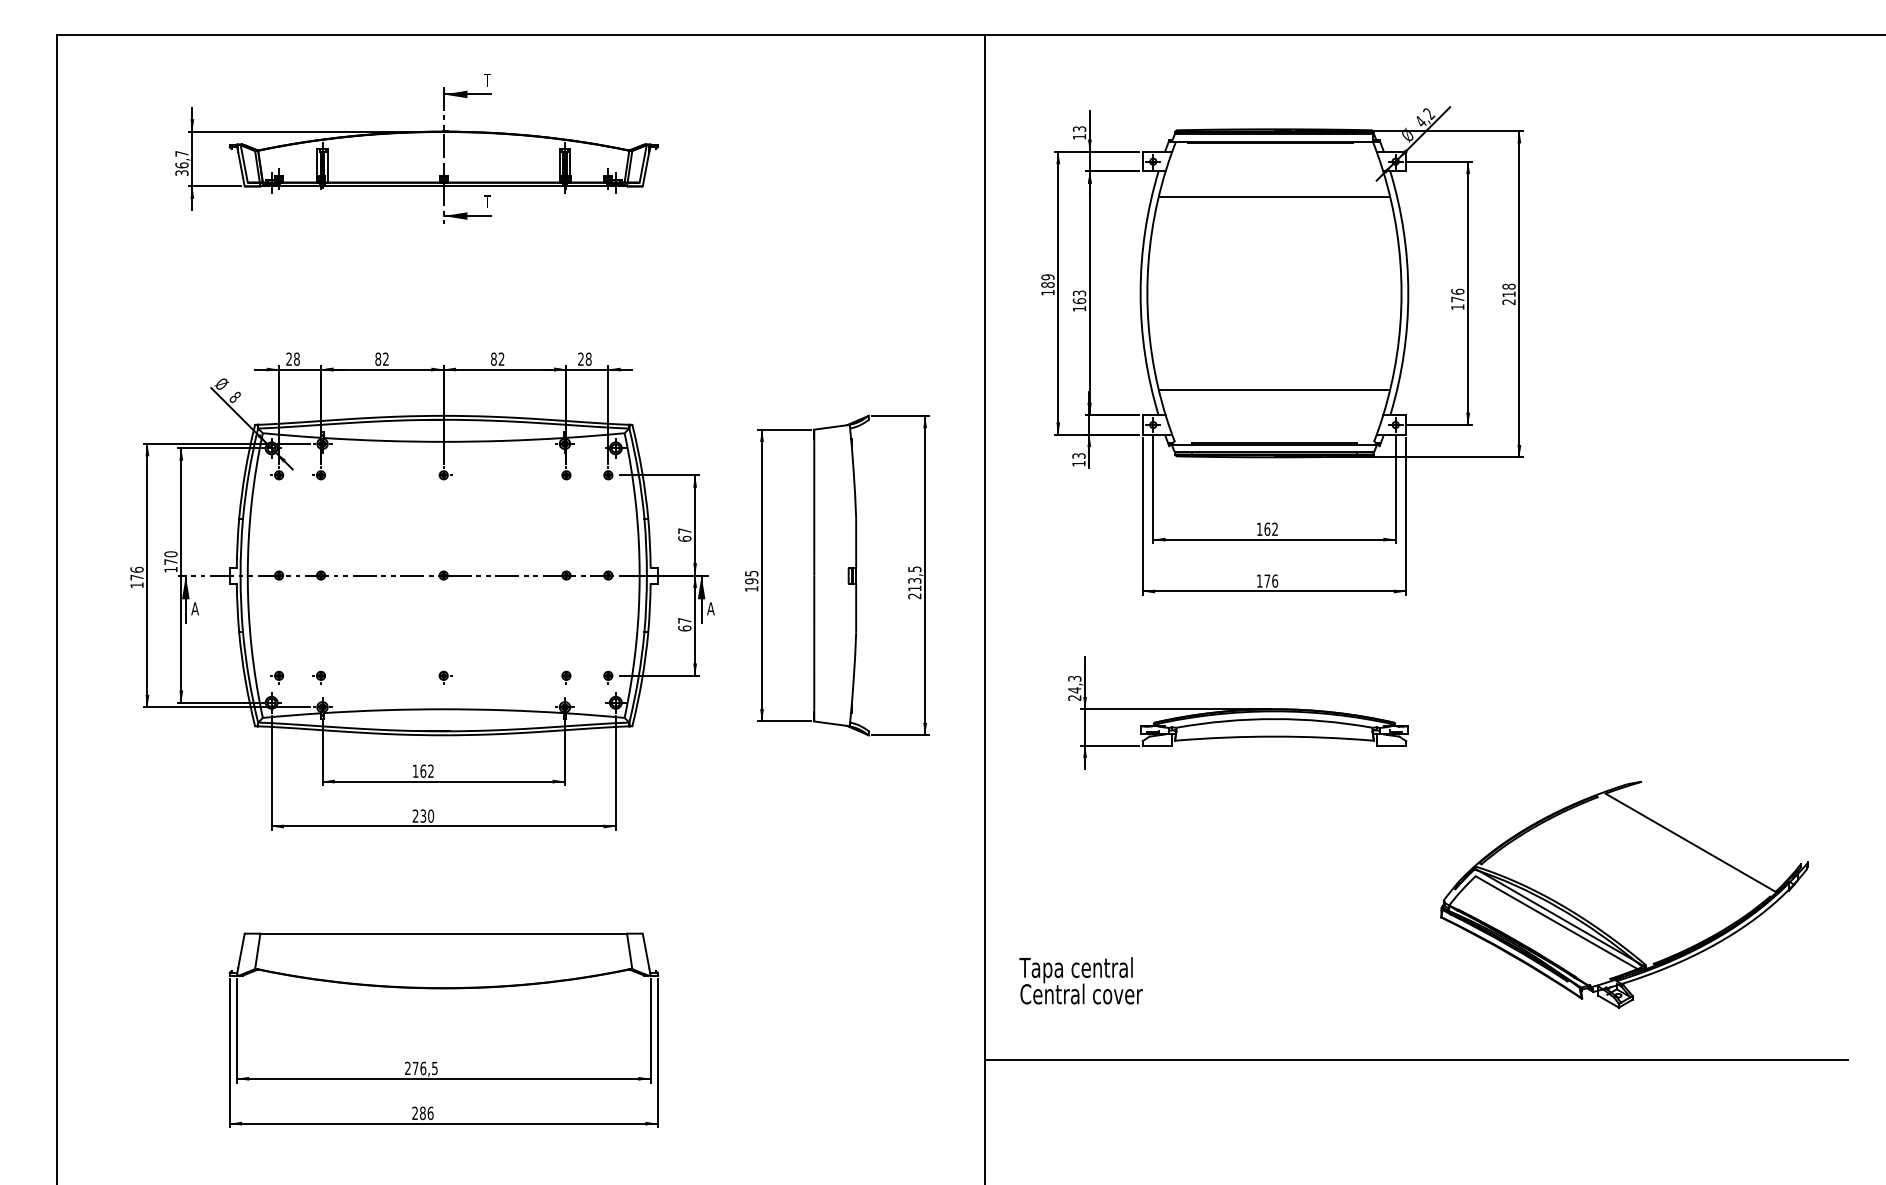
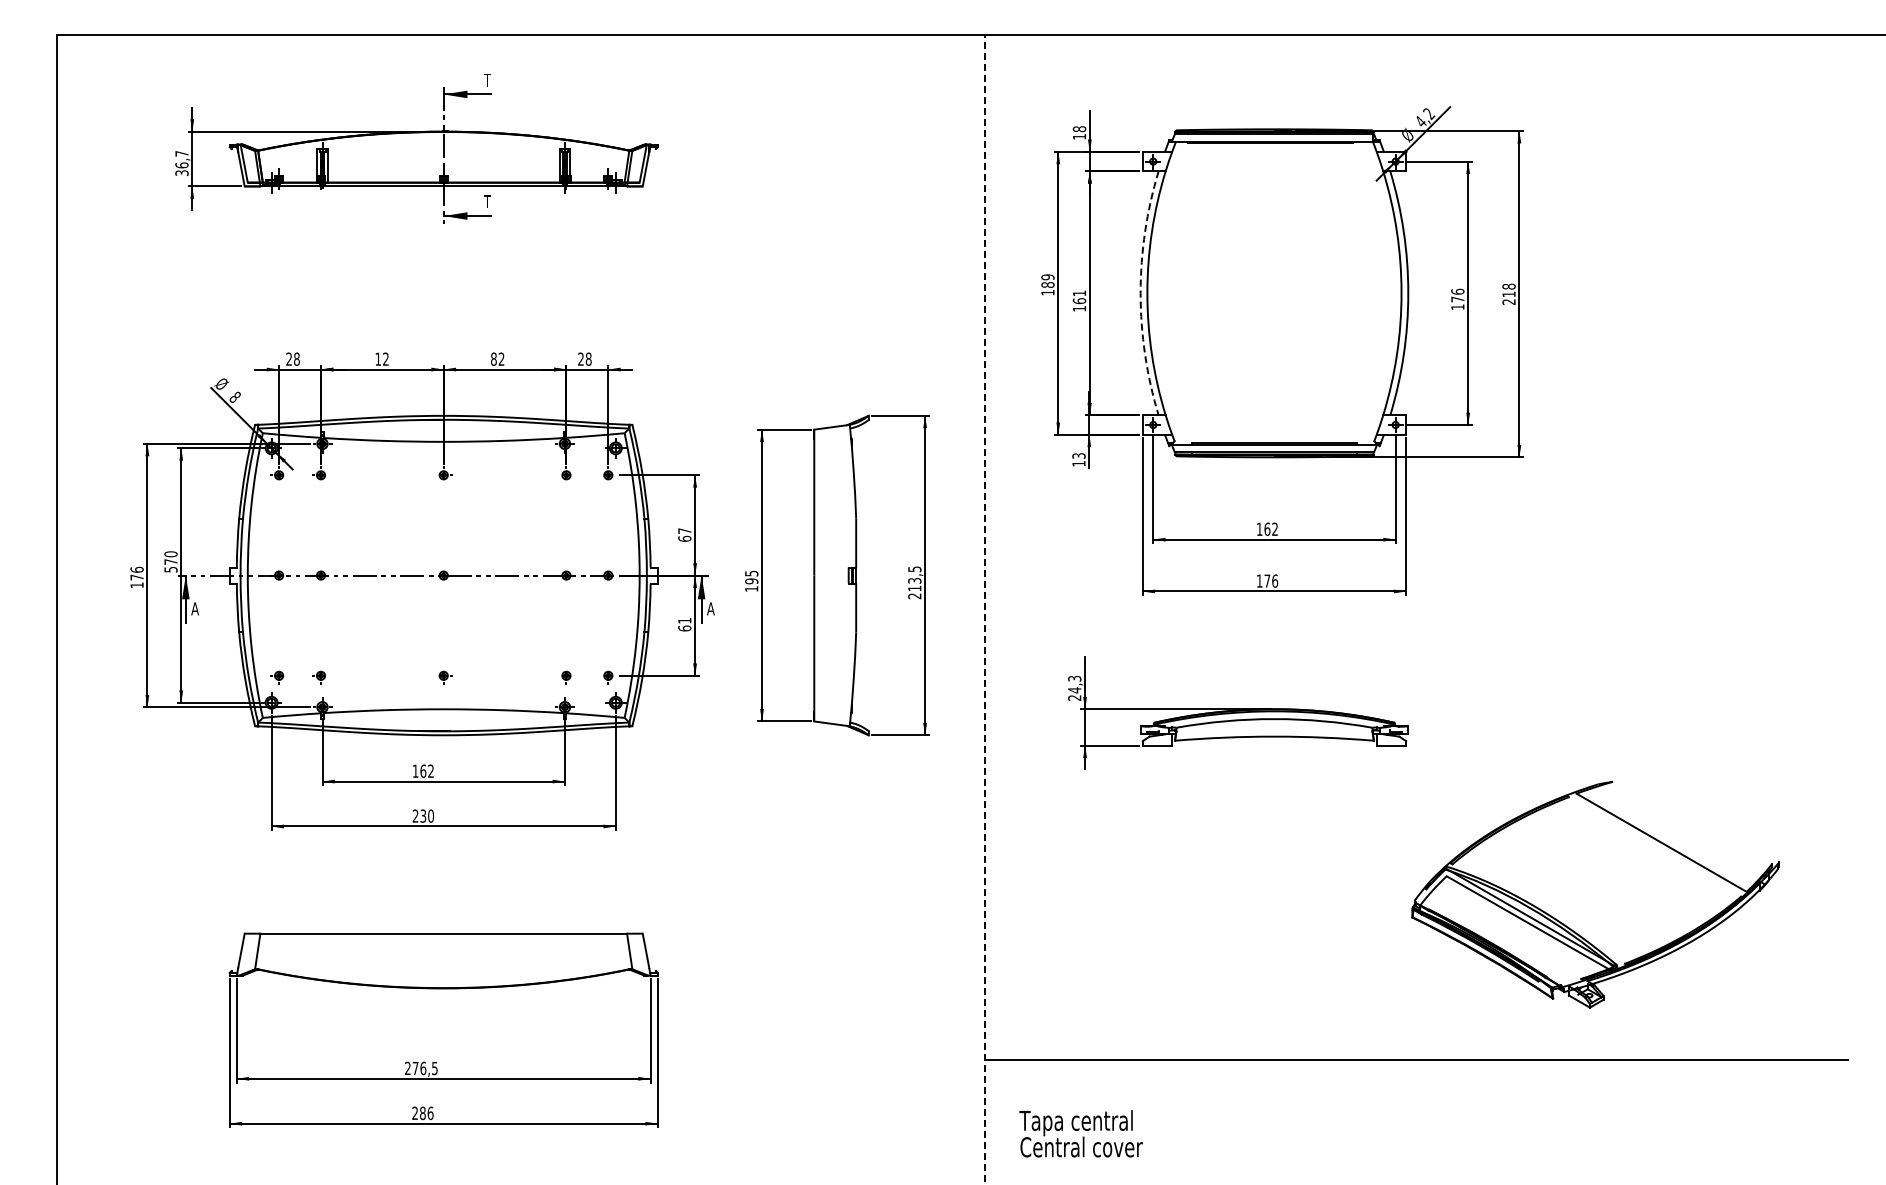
text: 13 -> 18 (1079, 129)
line: present -> none (1274, 196)
text: 163 -> 161 (1079, 293)
arc: solid -> dashed (1140, 293)
text: 82 -> 12 (378, 358)
line: present -> none (1274, 389)
text: 170 -> 570 (170, 569)
line: solid -> dashed (984, 609)
text: 67 -> 61 (684, 620)
part position: (1624, 894) -> (1595, 894) (1595, 894)
text position: (1080, 980) -> (1080, 1133) (1080, 1133)
